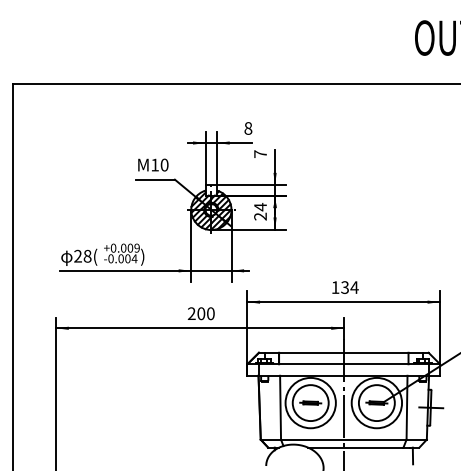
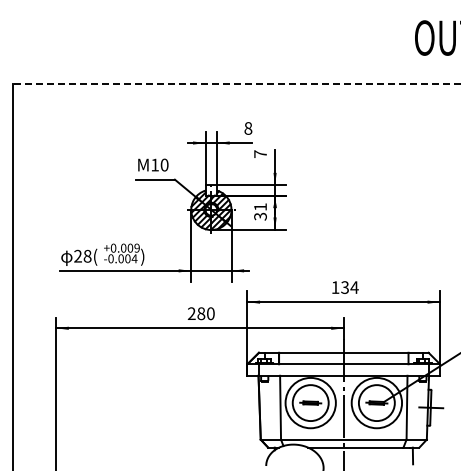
line: solid -> dashed (236, 83)
text: 24 -> 31 (260, 211)
text: 200 -> 280 (201, 313)
